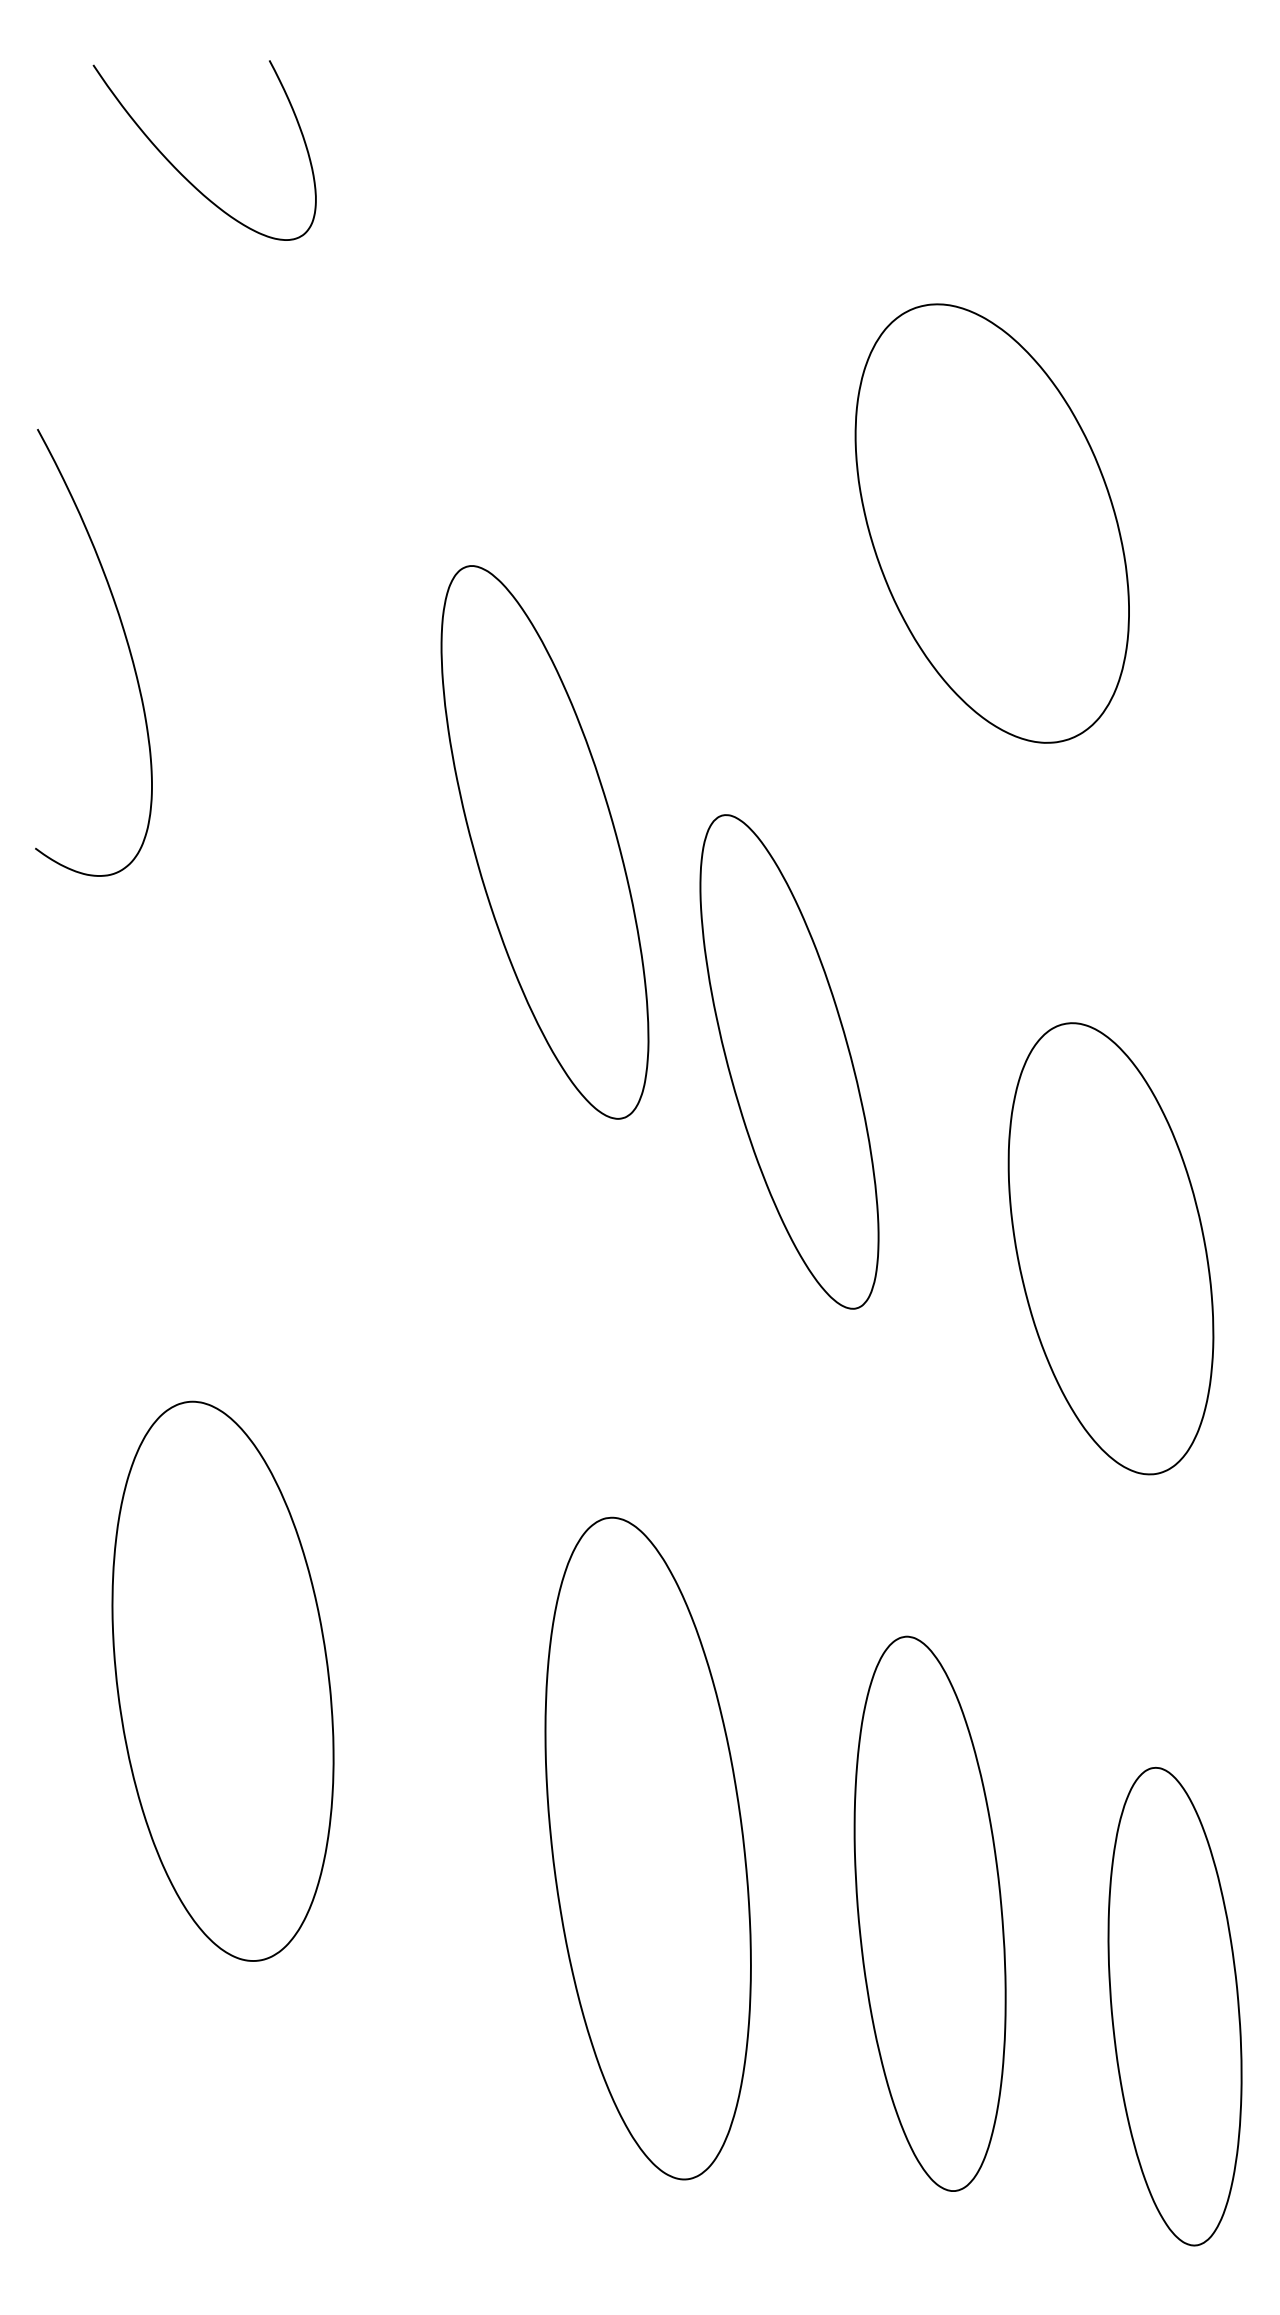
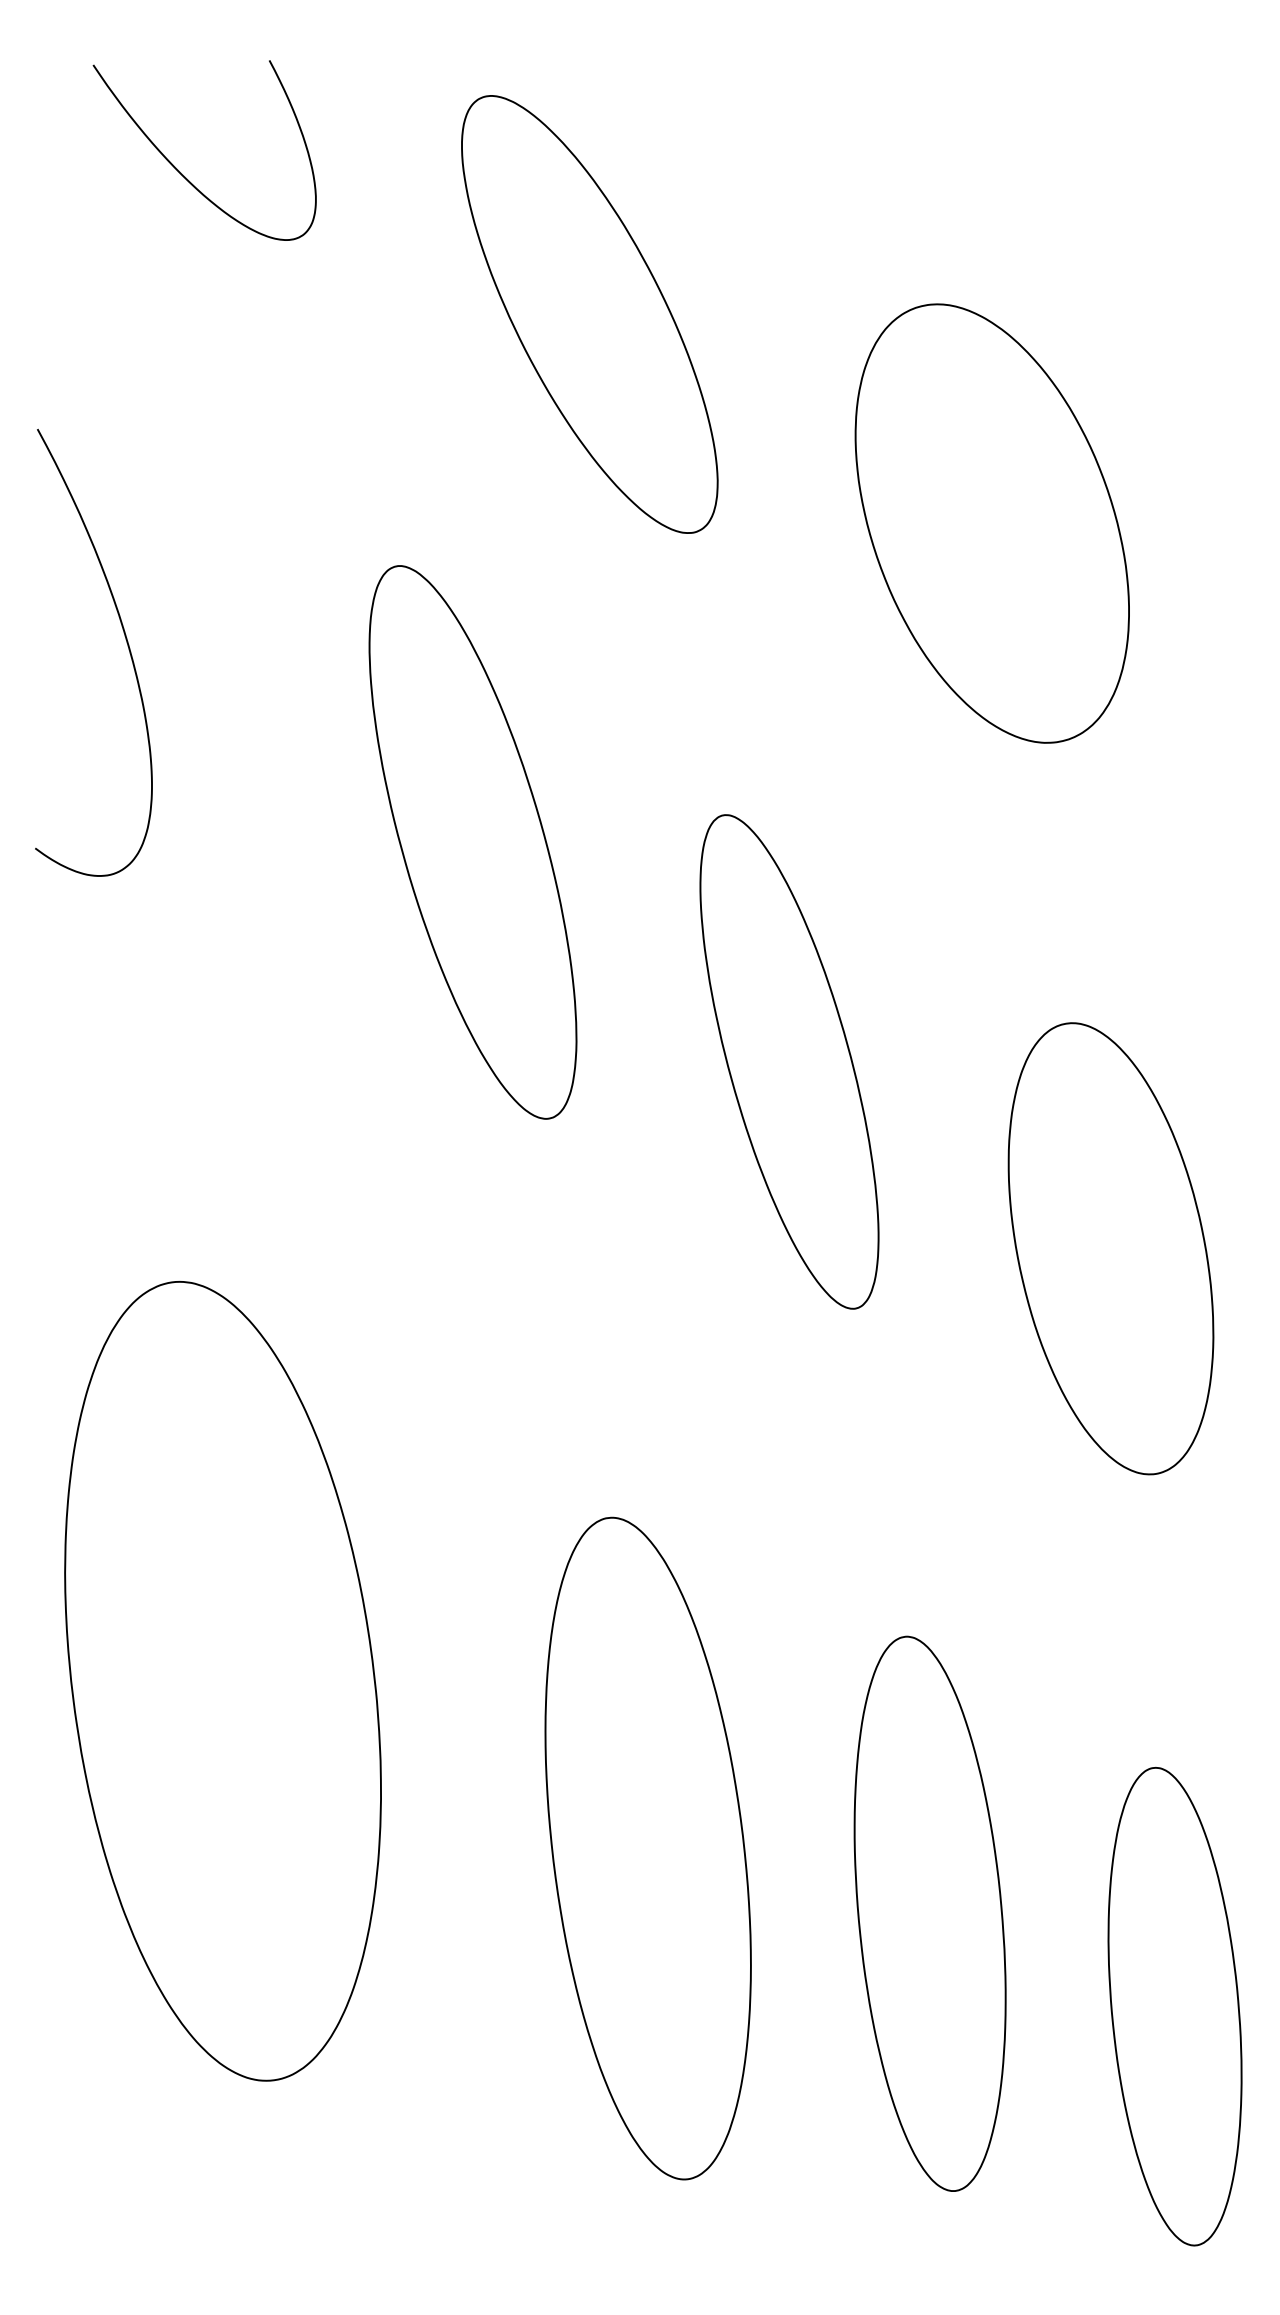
part: none -> present (589, 314)
part position: (544, 842) -> (472, 842) (472, 842)
part size: 224x562 px -> 318x801 px (222, 1681)
